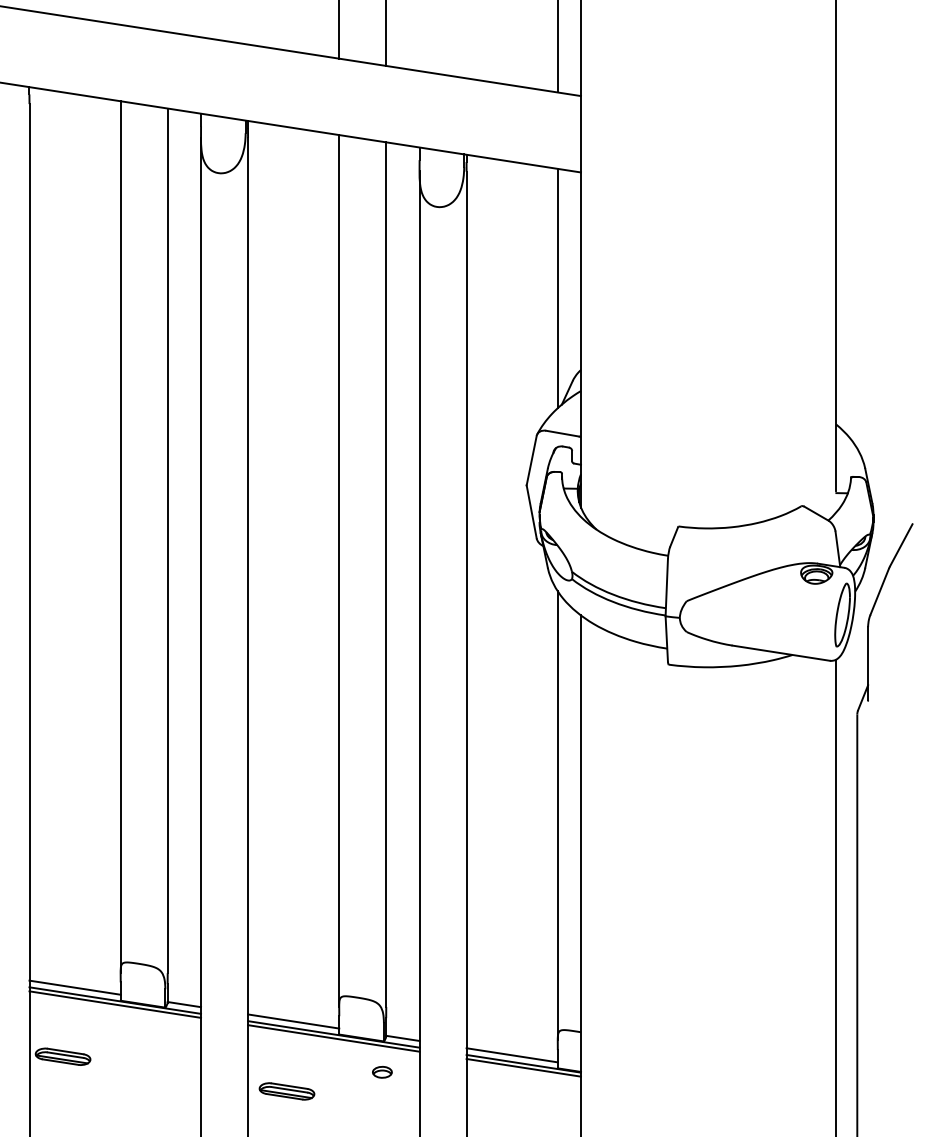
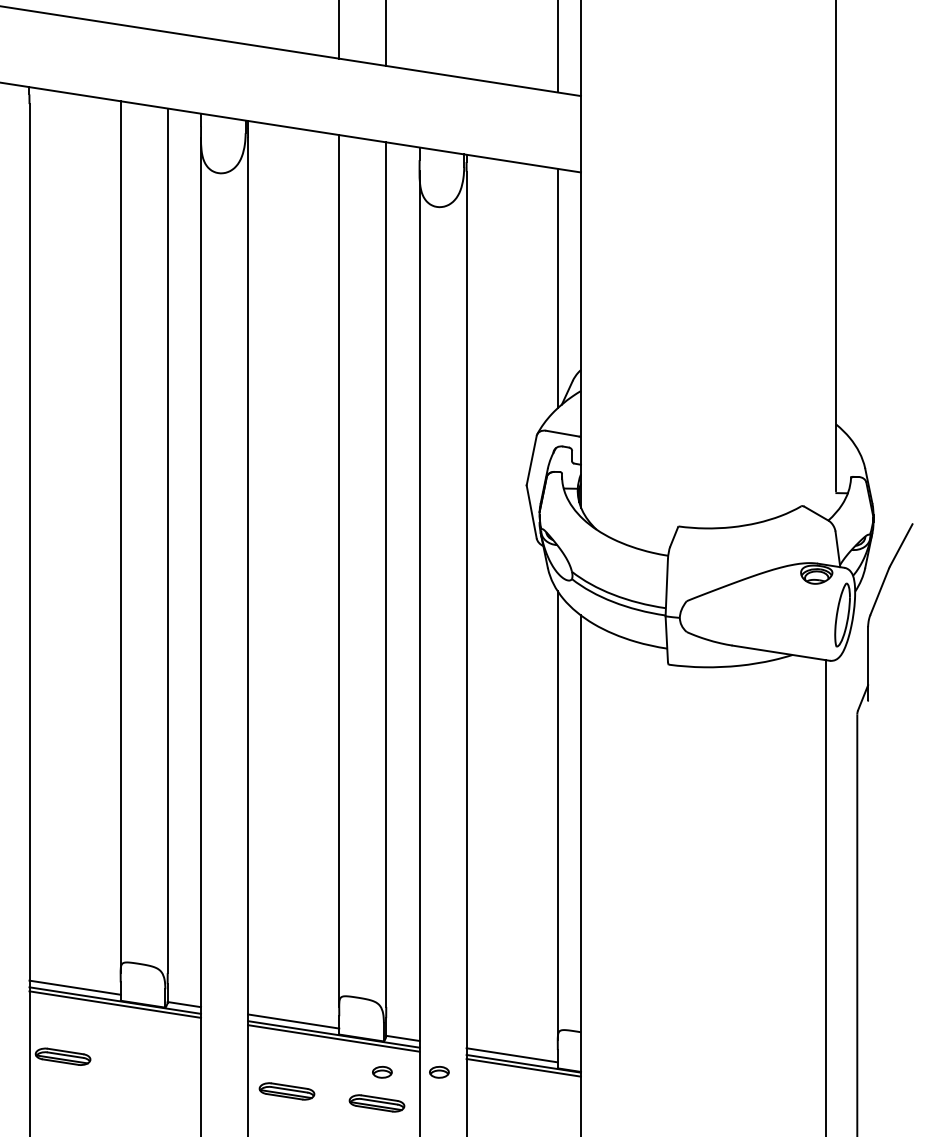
line position: (836, 896) -> (826, 896) (826, 896)
part: none -> present (439, 1072)
part: none -> present (376, 1103)
